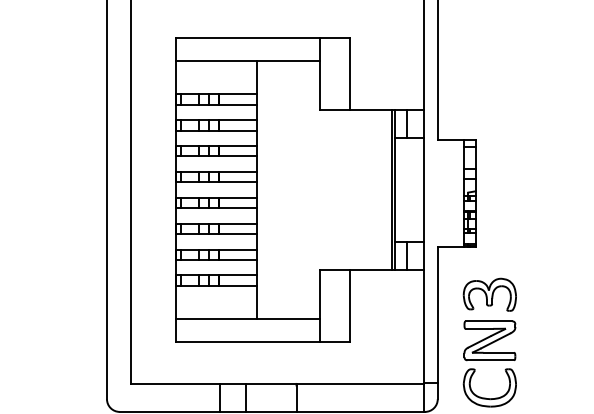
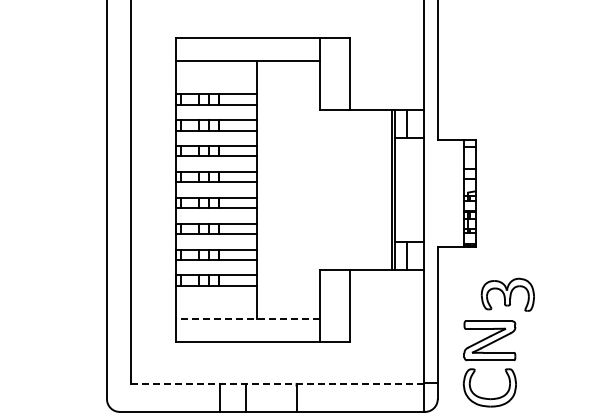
part position: (489, 294) -> (507, 294) (507, 294)
line: solid -> dashed (247, 319)
line: solid -> dashed (277, 383)
